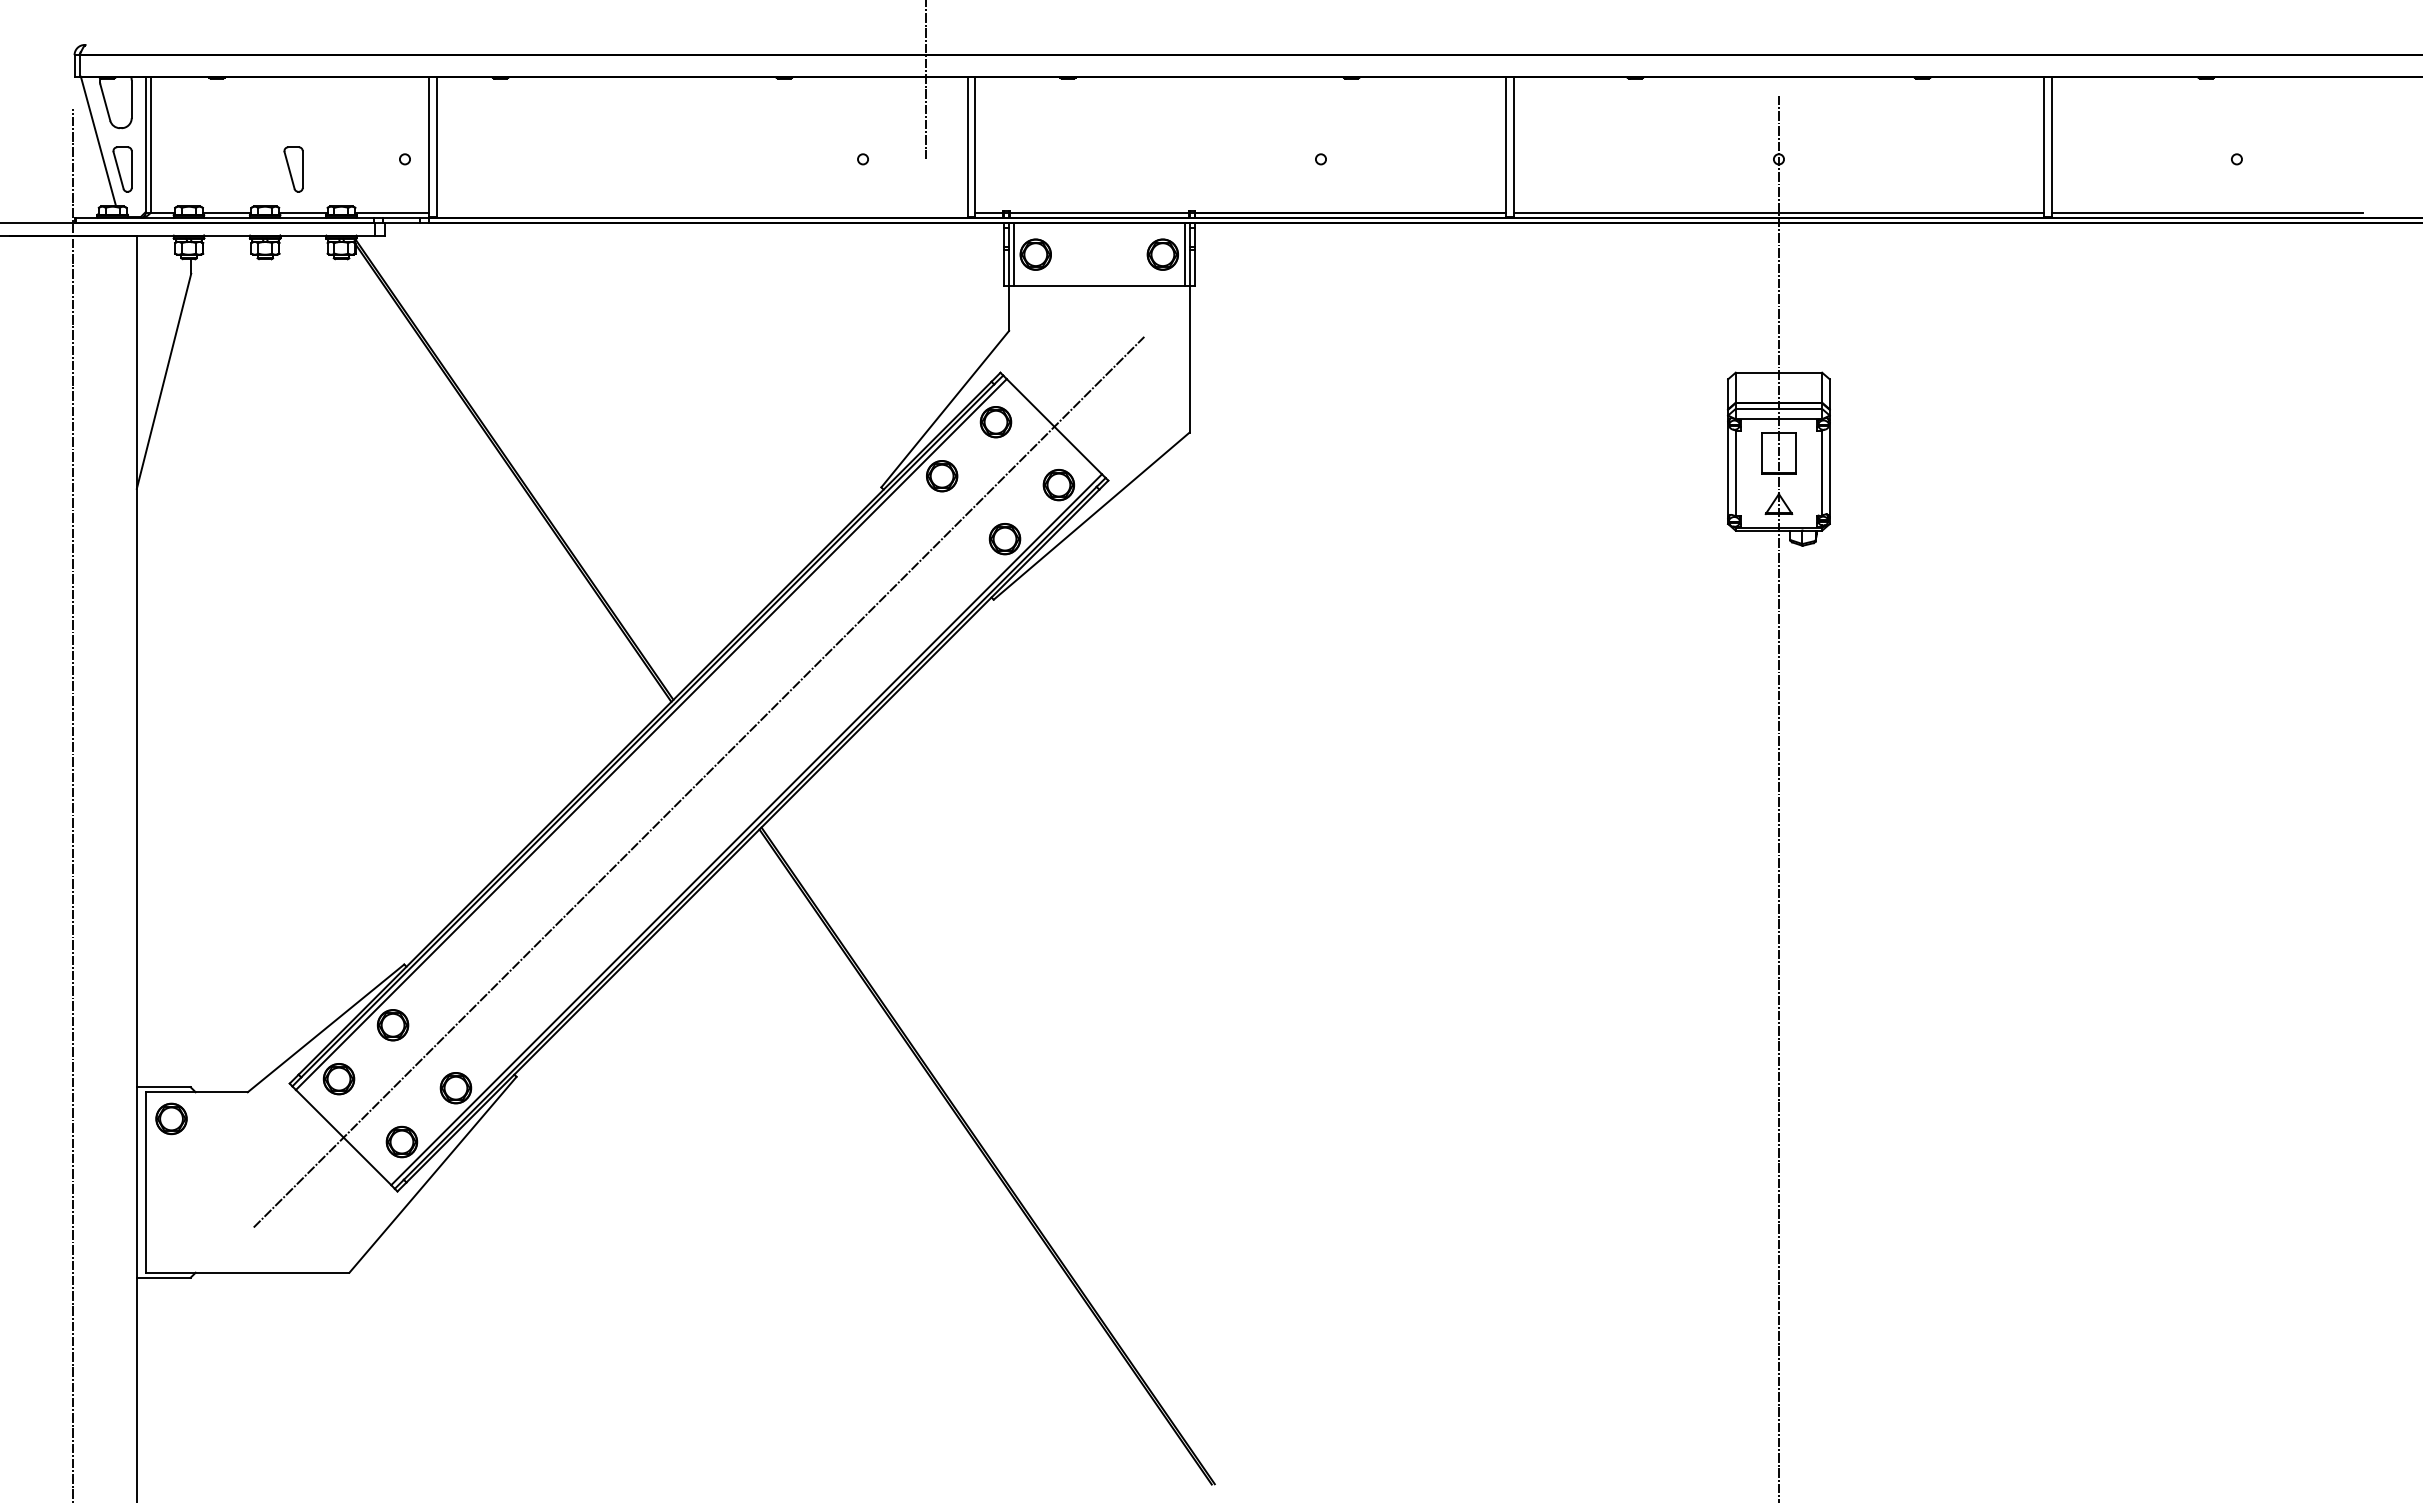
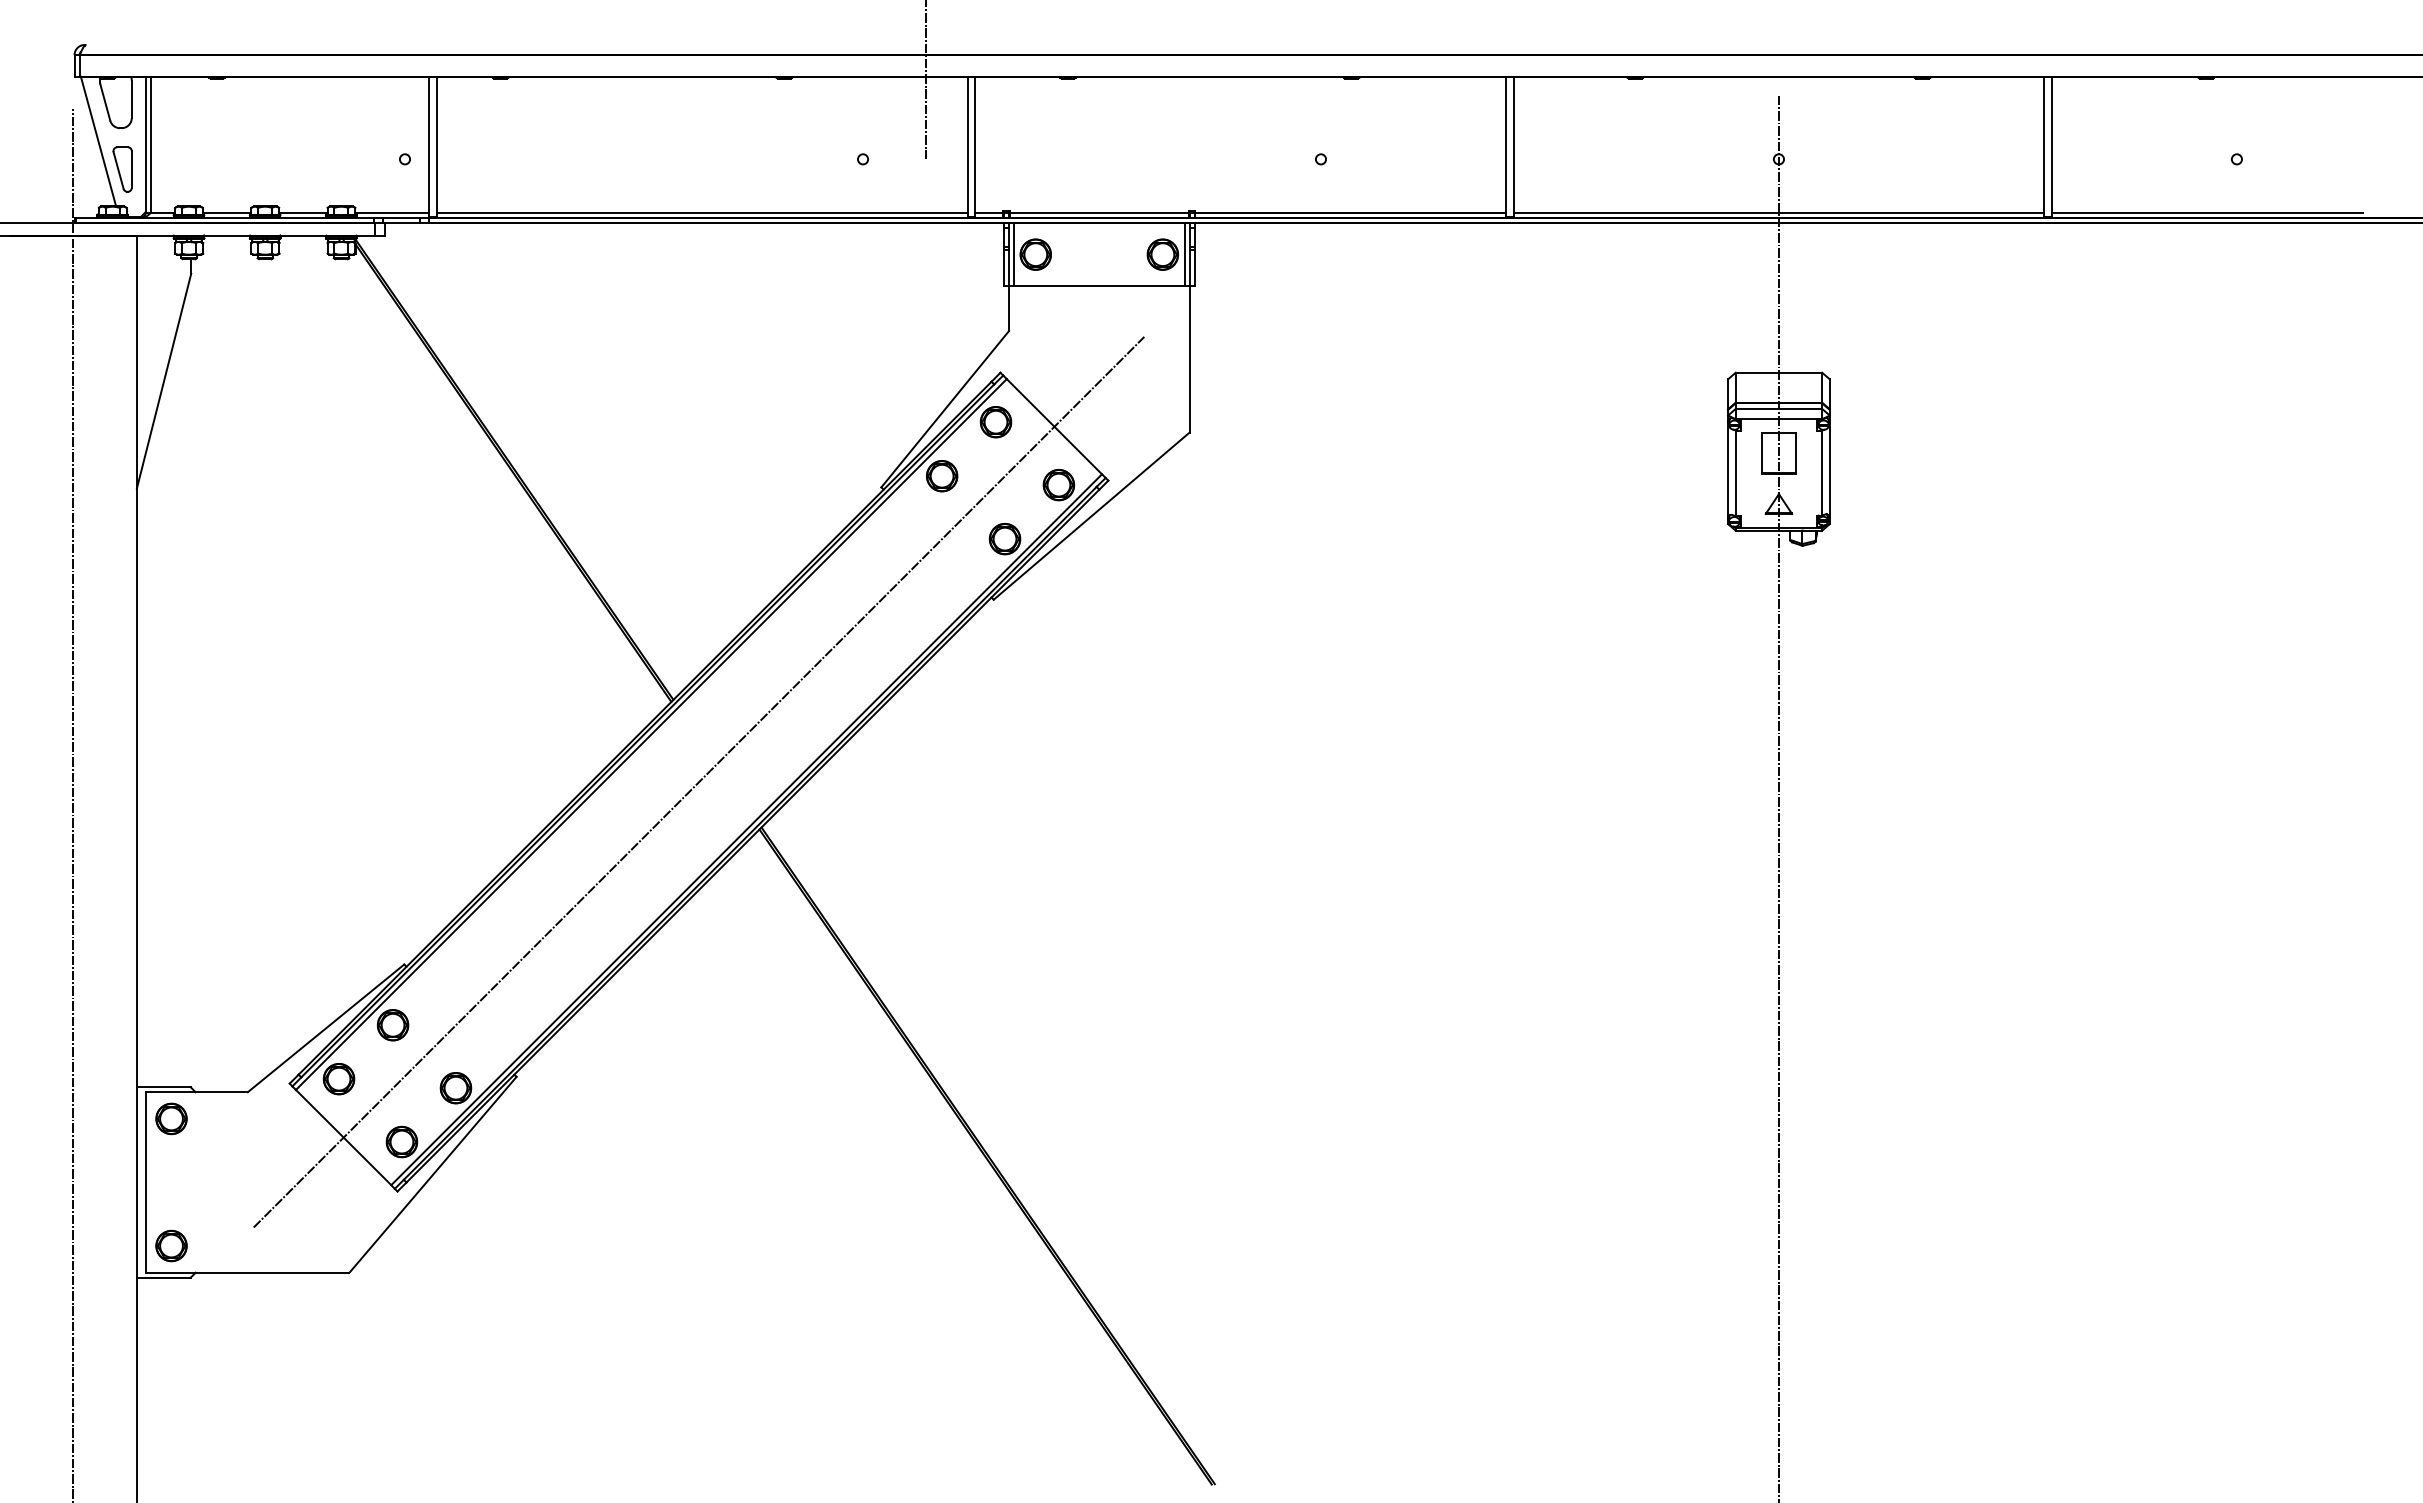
part: present -> none (293, 169)
line: none -> present (701, 212)
part: none -> present (171, 1245)
